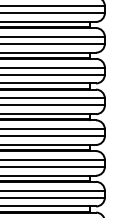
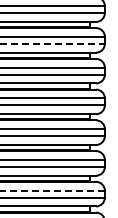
line: solid -> dashed (53, 43)
line: solid -> dashed (52, 190)
